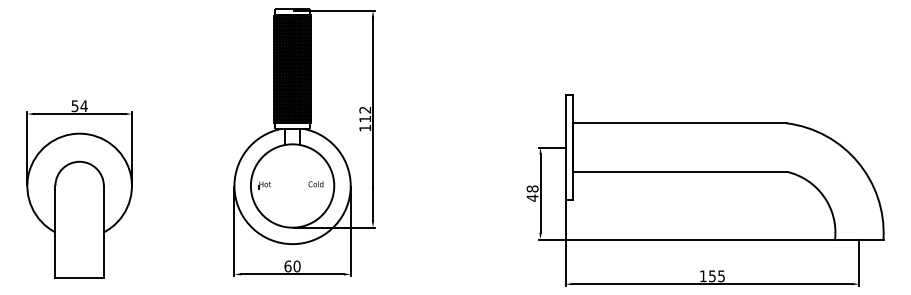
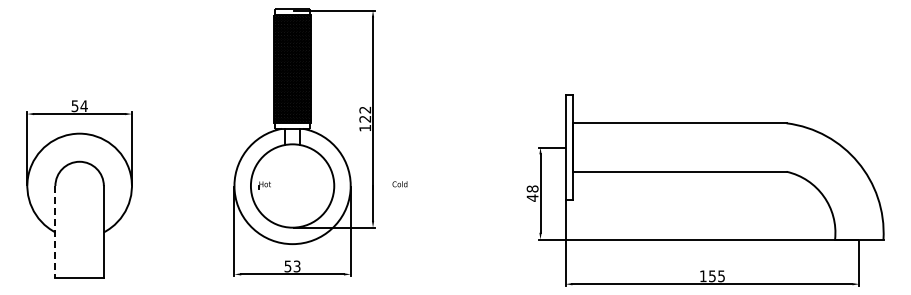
text: 112 -> 122 (364, 118)
text position: (315, 184) -> (399, 184) (399, 184)
line: solid -> dashed (55, 232)
text: 60 -> 53 (292, 266)
